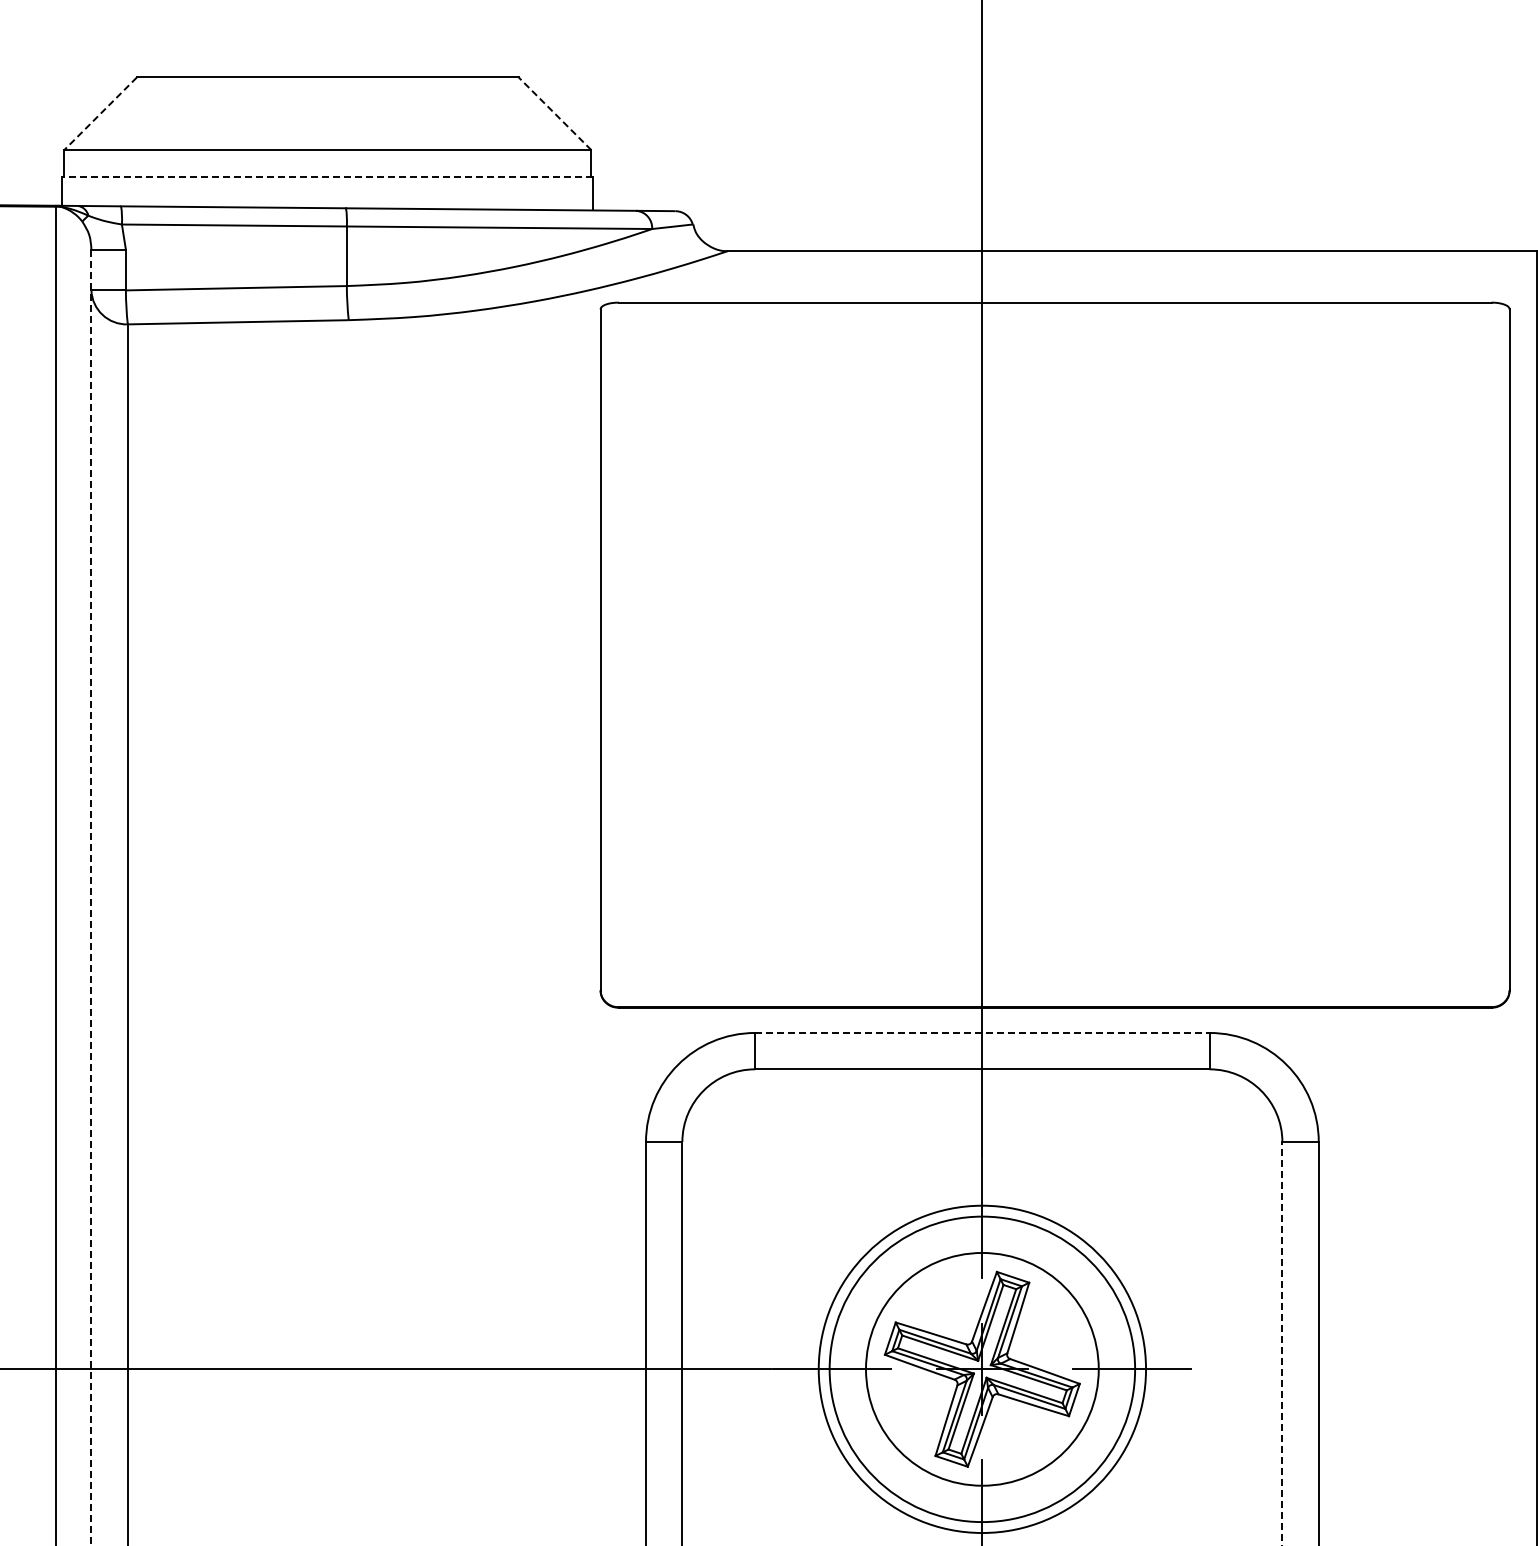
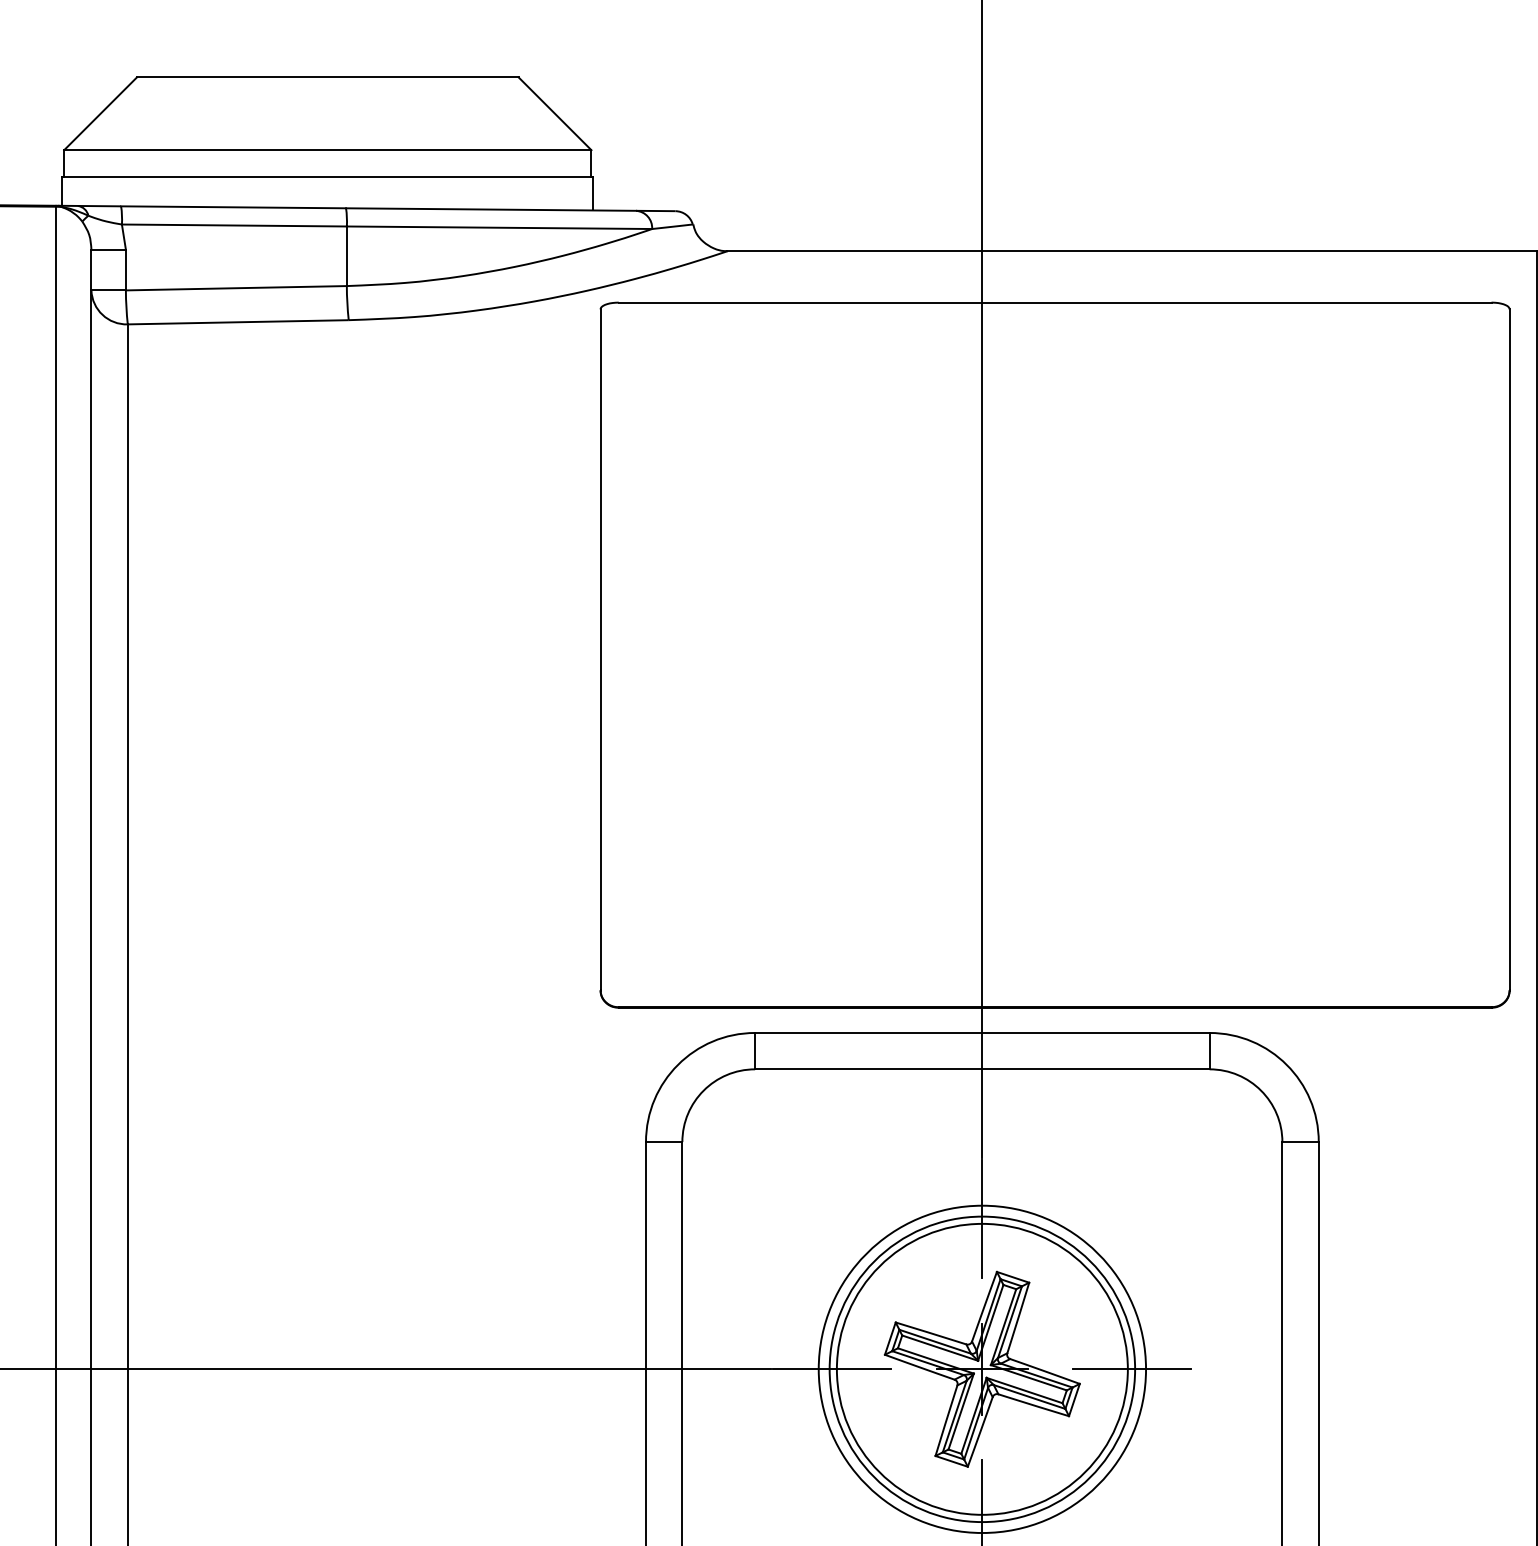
line: dashed -> solid (554, 113)
line: dashed -> solid (100, 114)
line: dashed -> solid (327, 177)
line: dashed -> solid (91, 897)
line: dashed -> solid (982, 1032)
line: dashed -> solid (1282, 1344)
circle diameter: 233 px -> 291 px (981, 1368)
